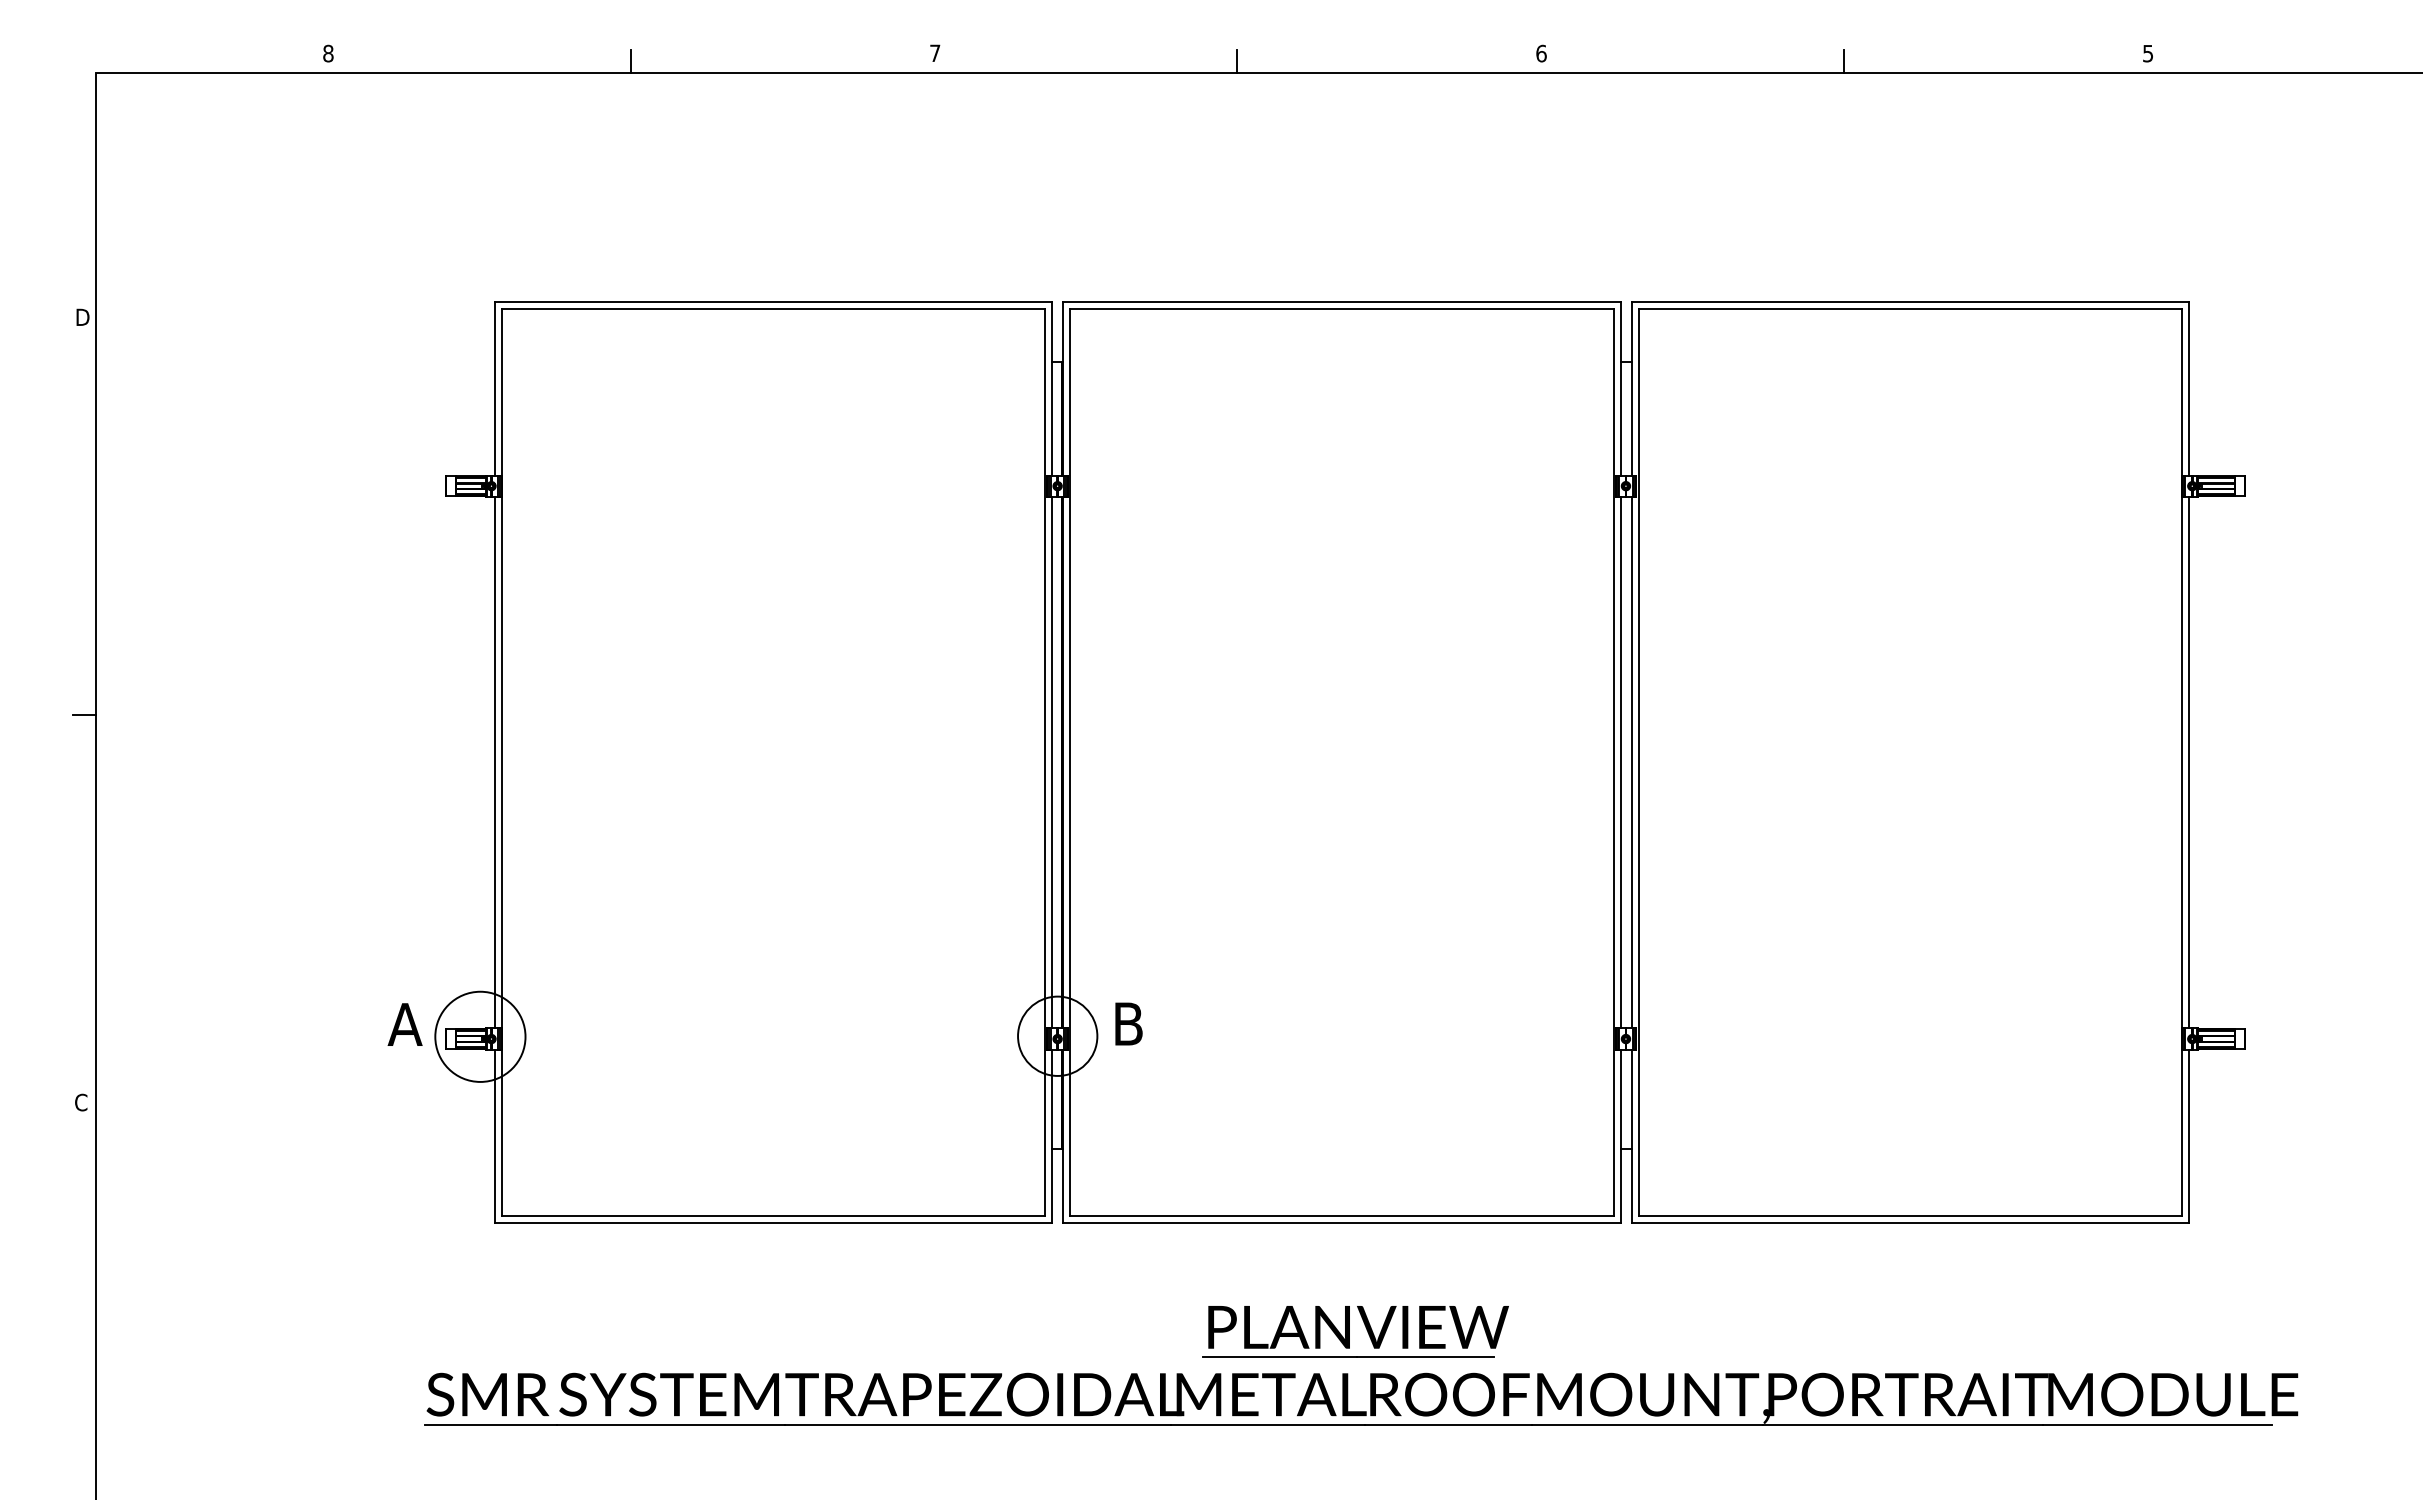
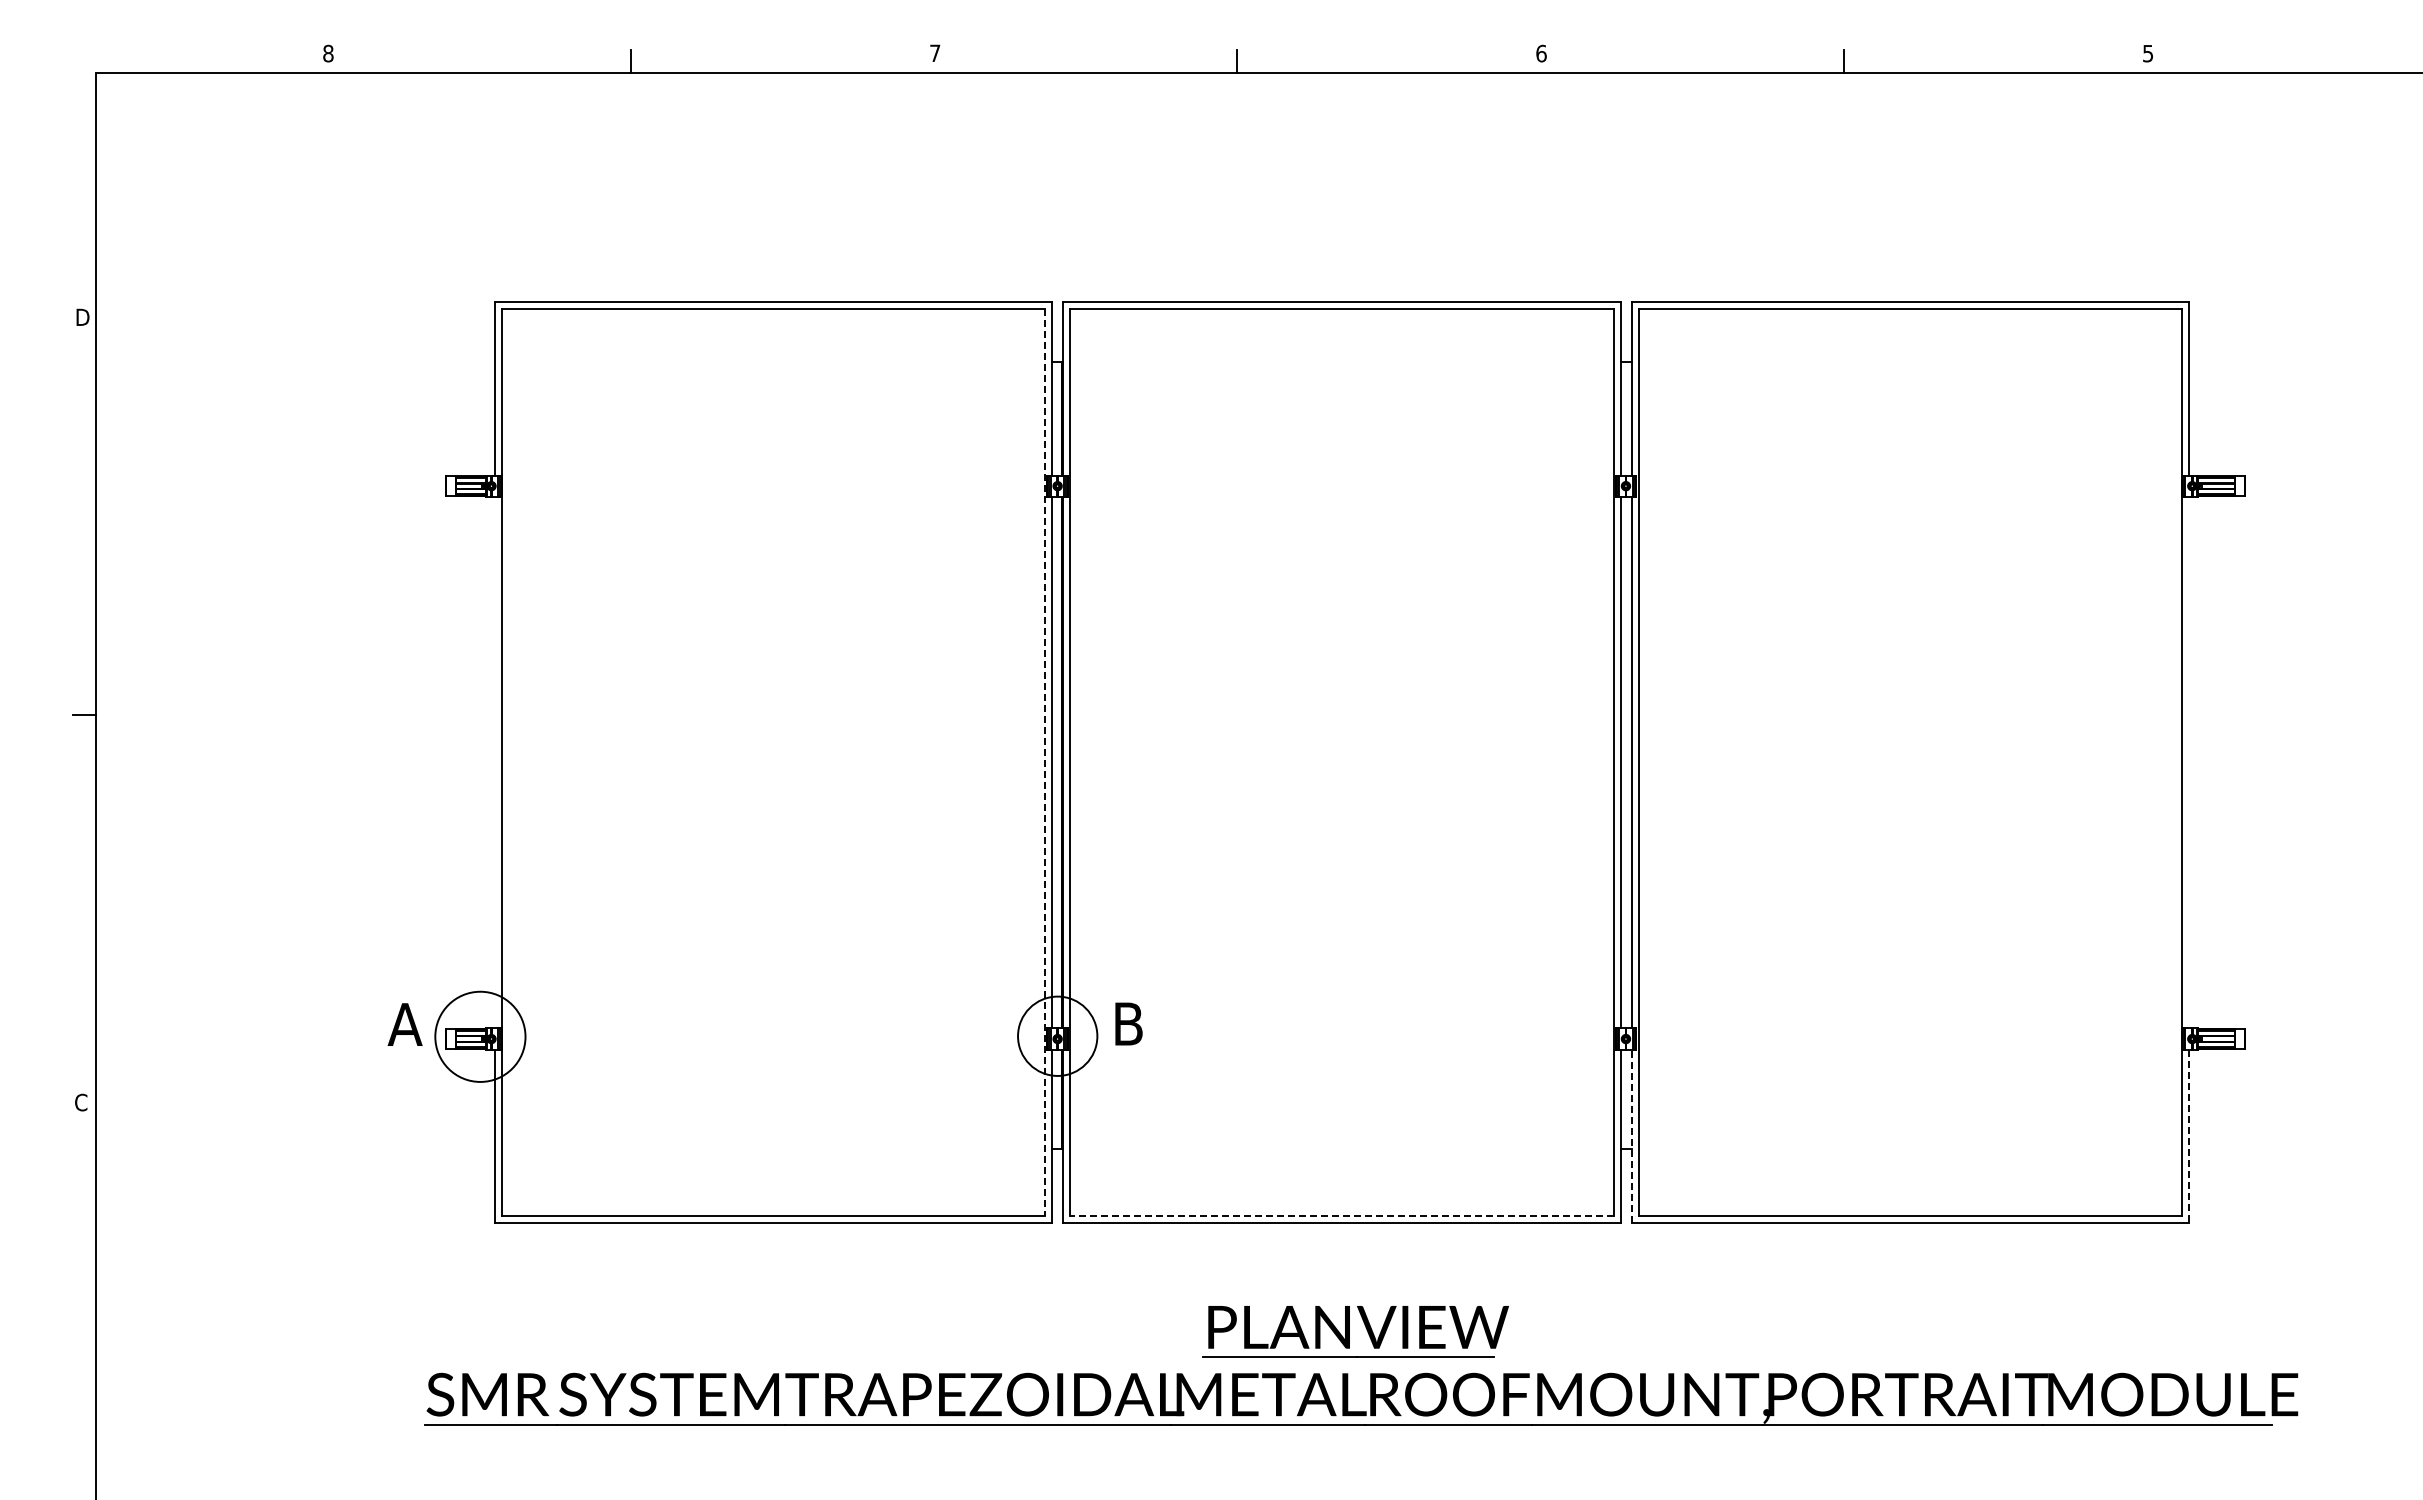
line: present -> none (494, 762)
line: solid -> dashed (1045, 762)
line: present -> none (2188, 762)
line: solid -> dashed (1631, 1136)
line: solid -> dashed (2188, 1136)
line: solid -> dashed (1341, 1216)
